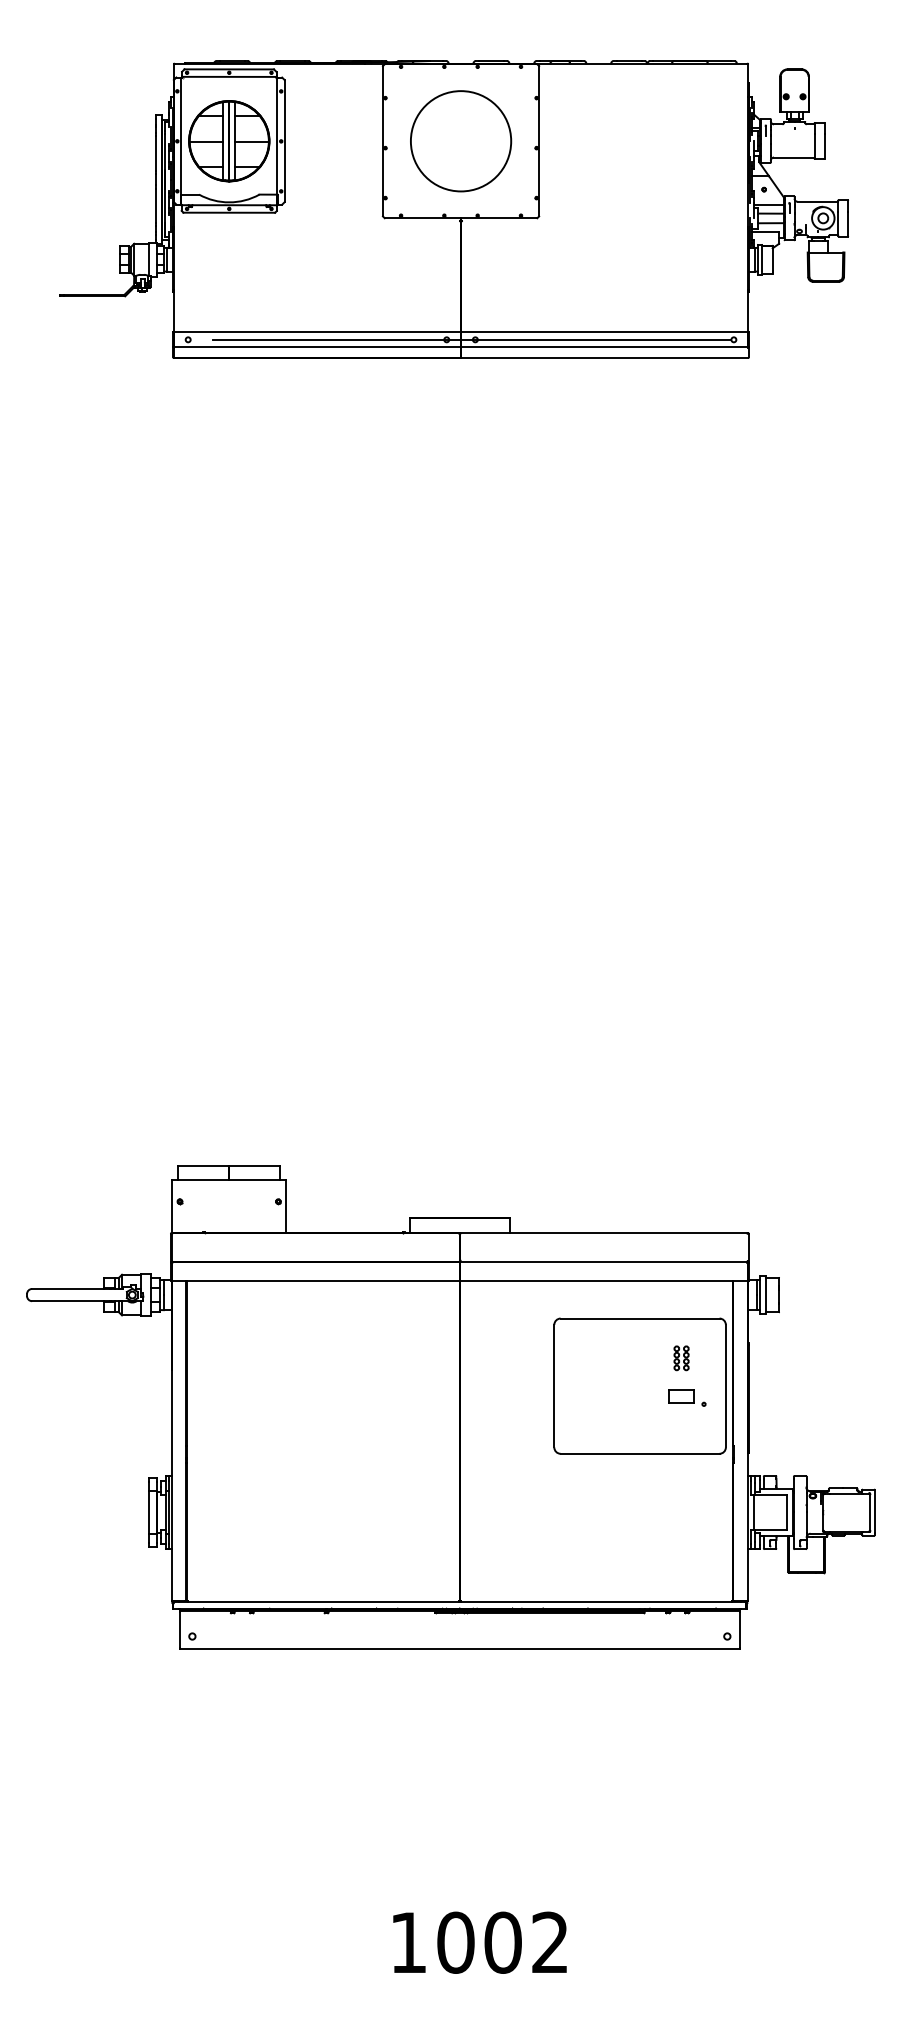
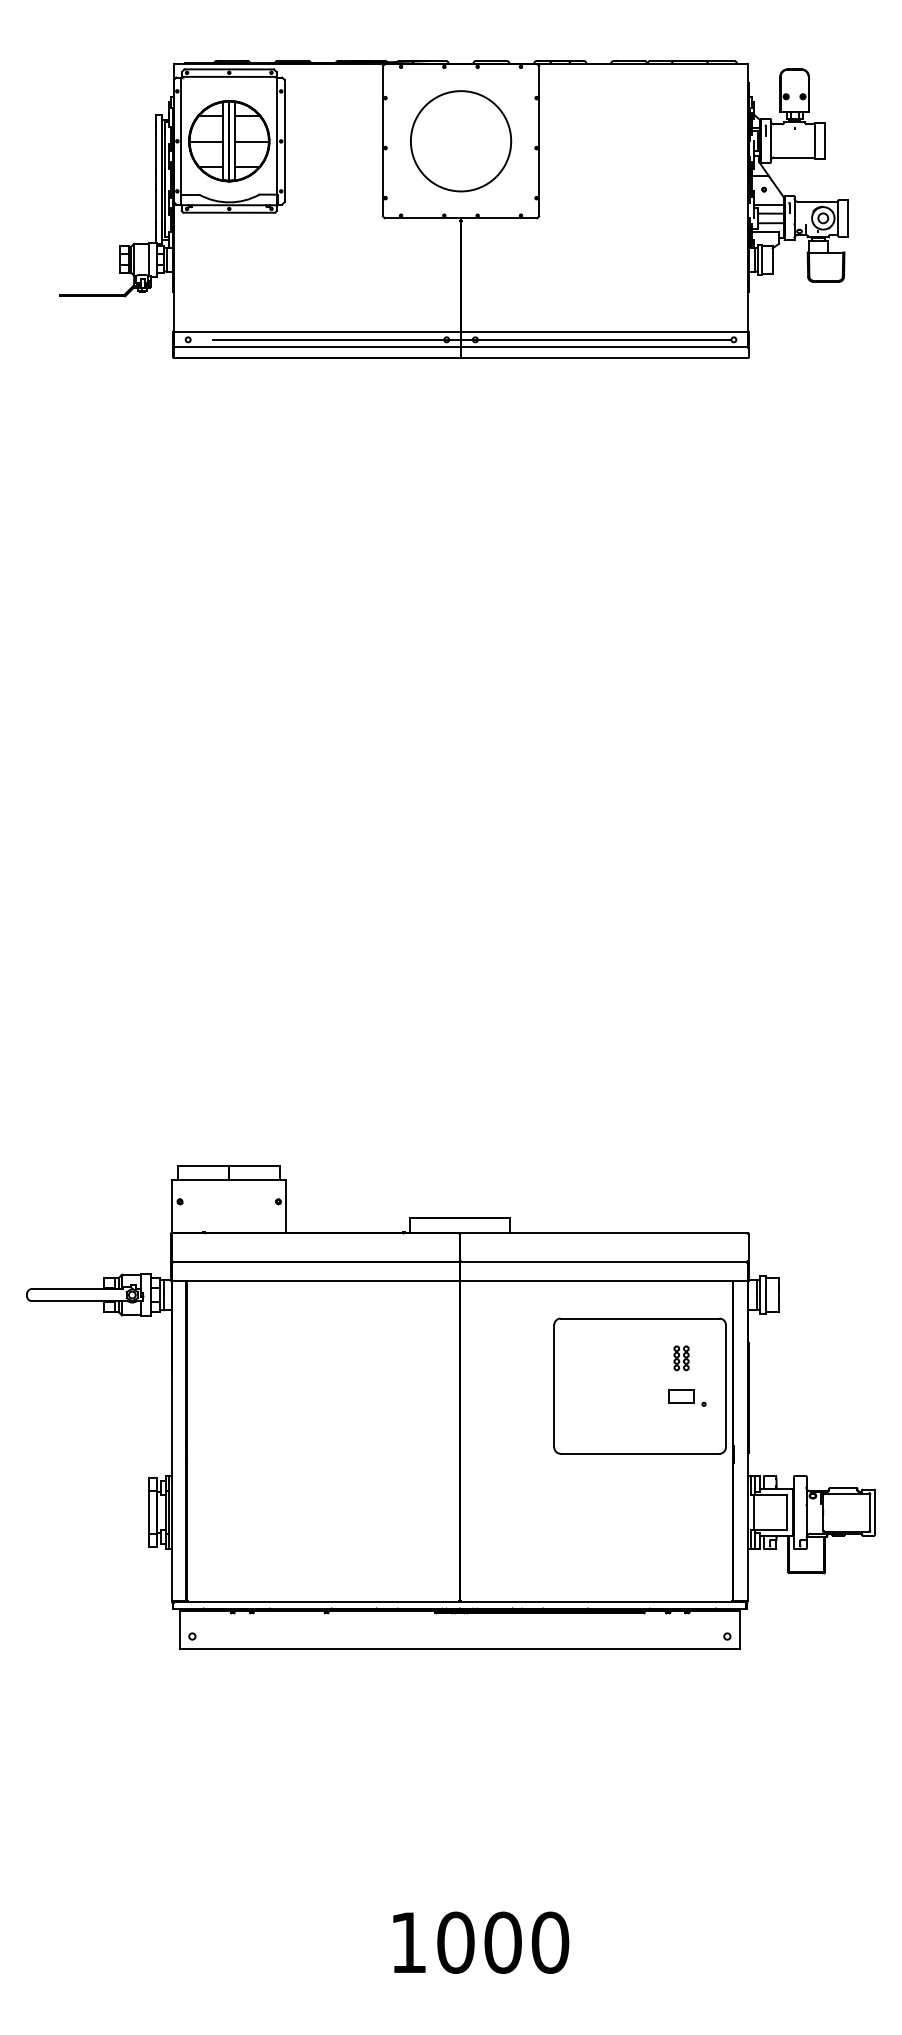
text: 1002 -> 1000 (550, 1942)
